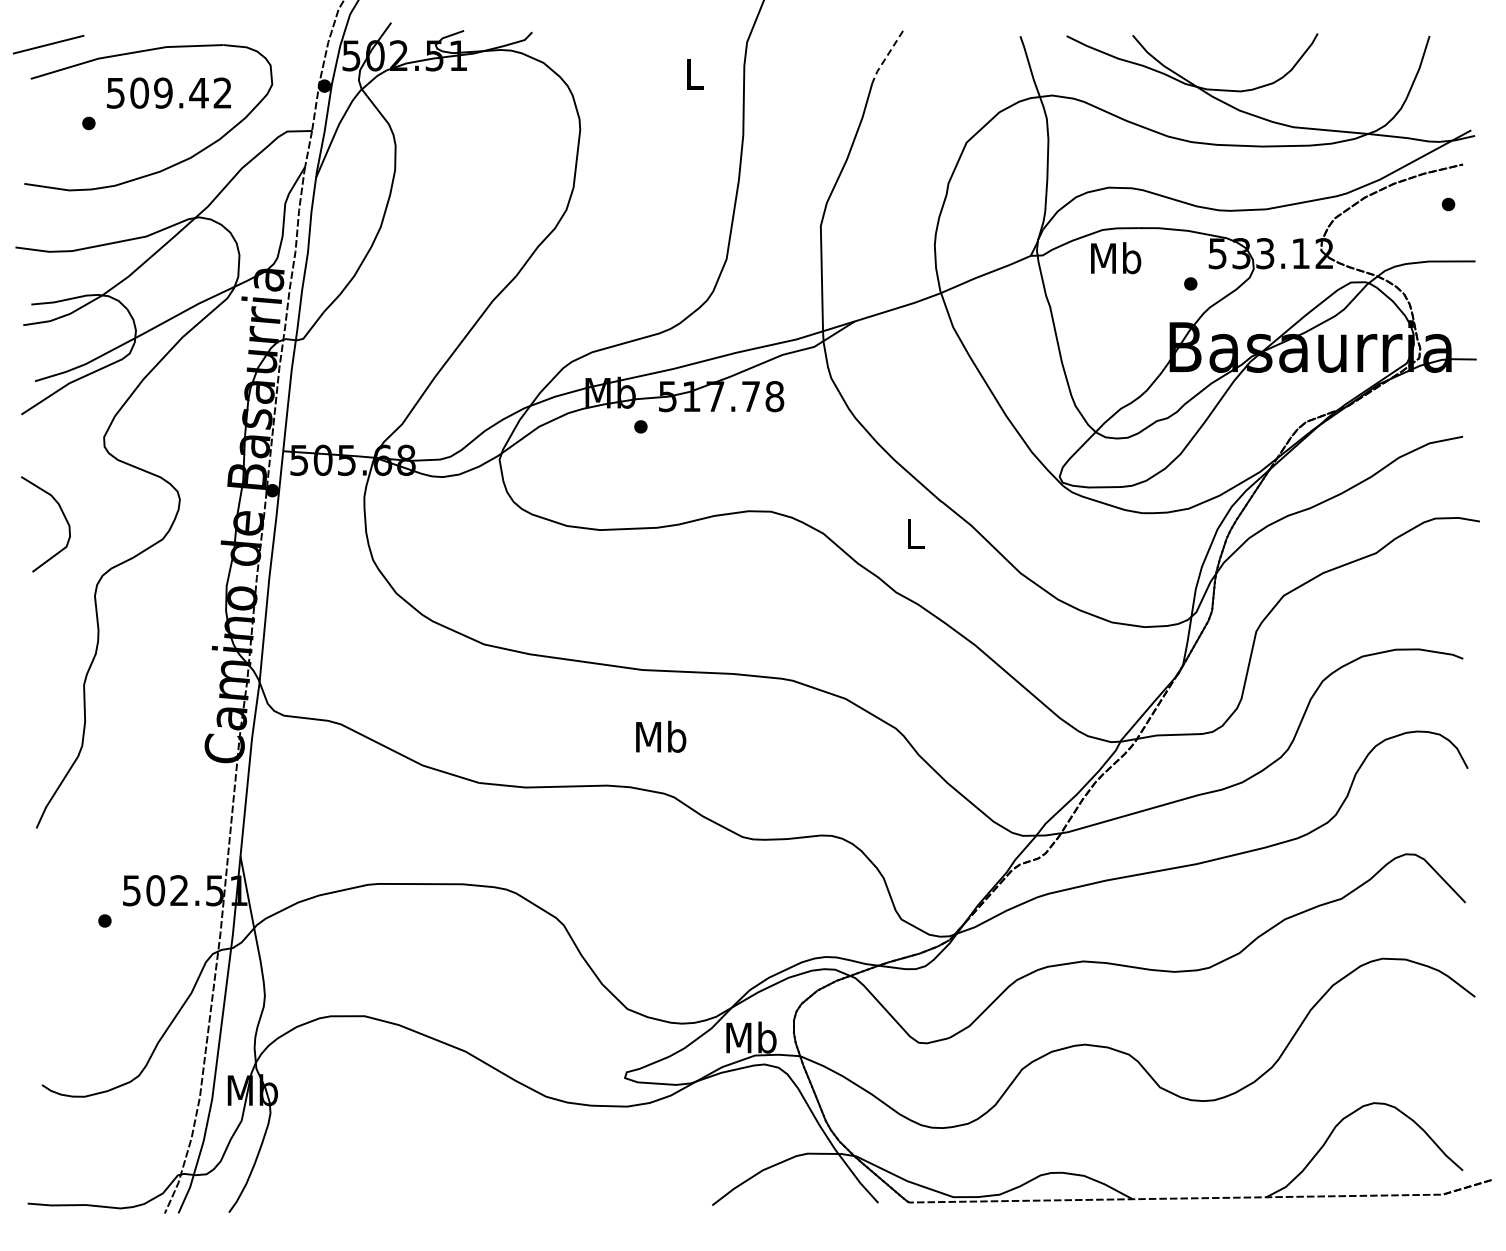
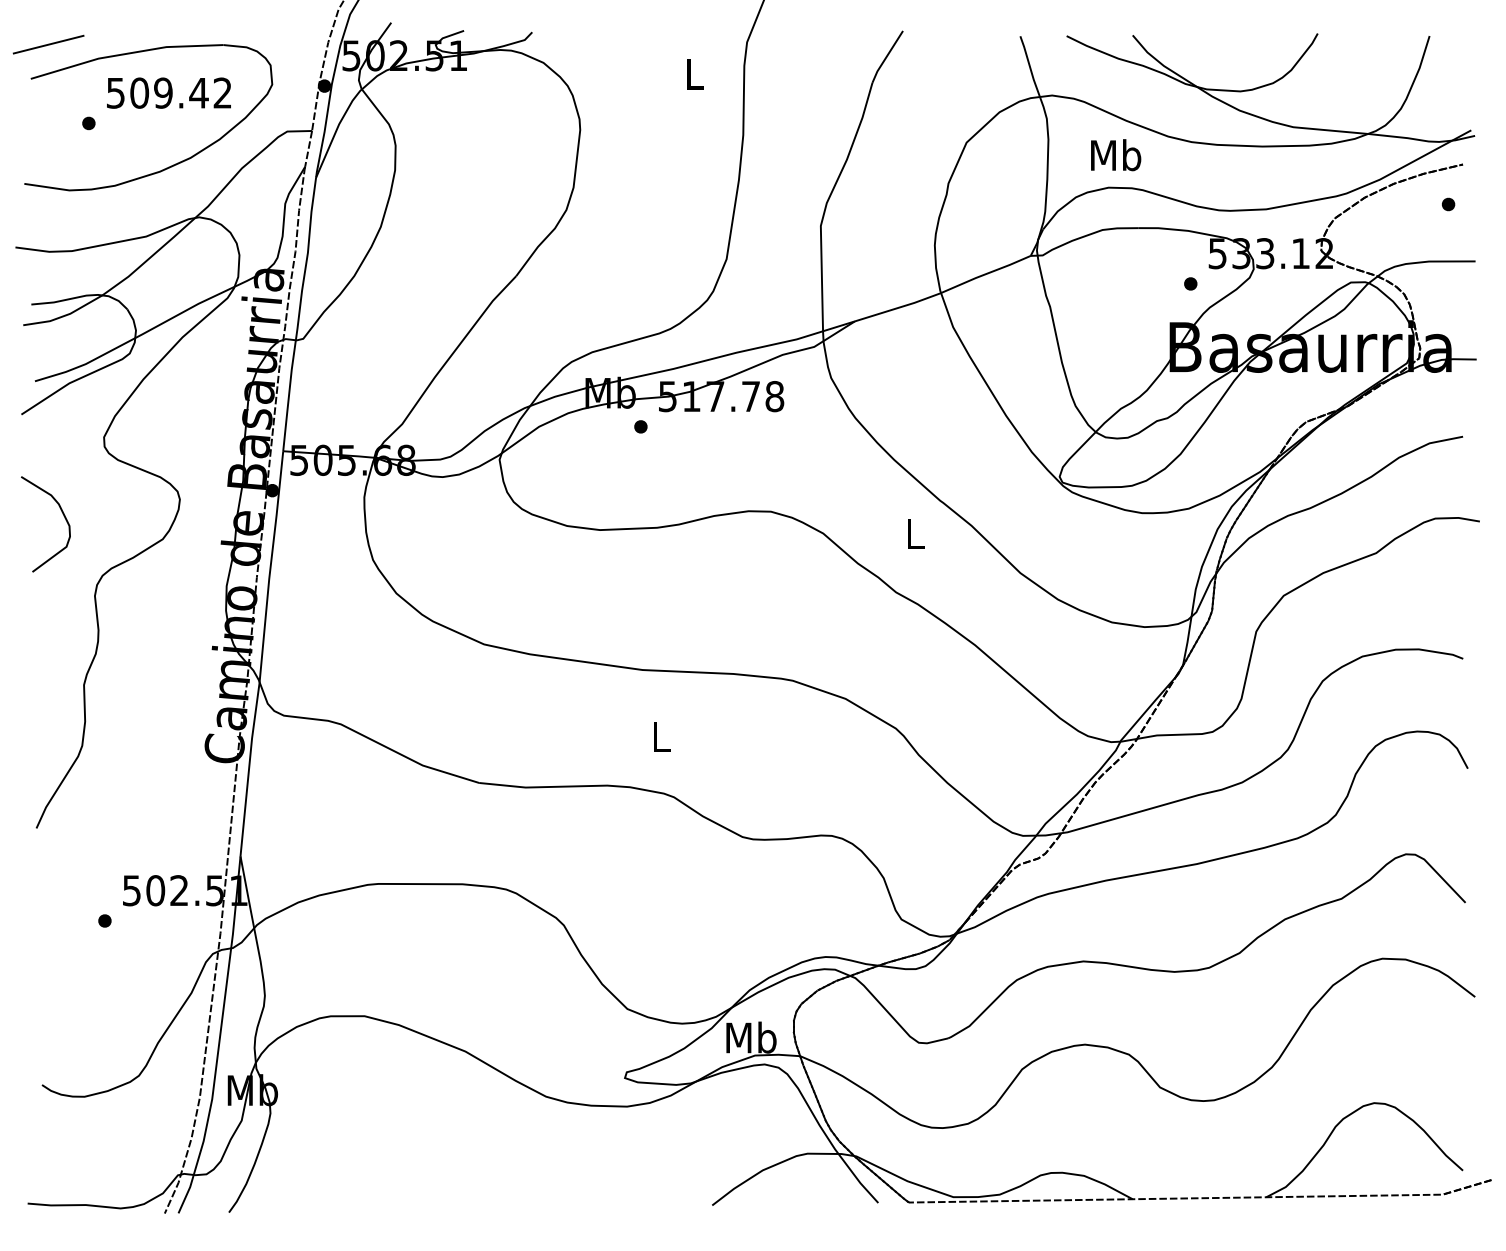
line: dashed -> solid (886, 57)
text position: (1116, 258) -> (1116, 155) (1116, 155)
text: Mb -> L (661, 736)
